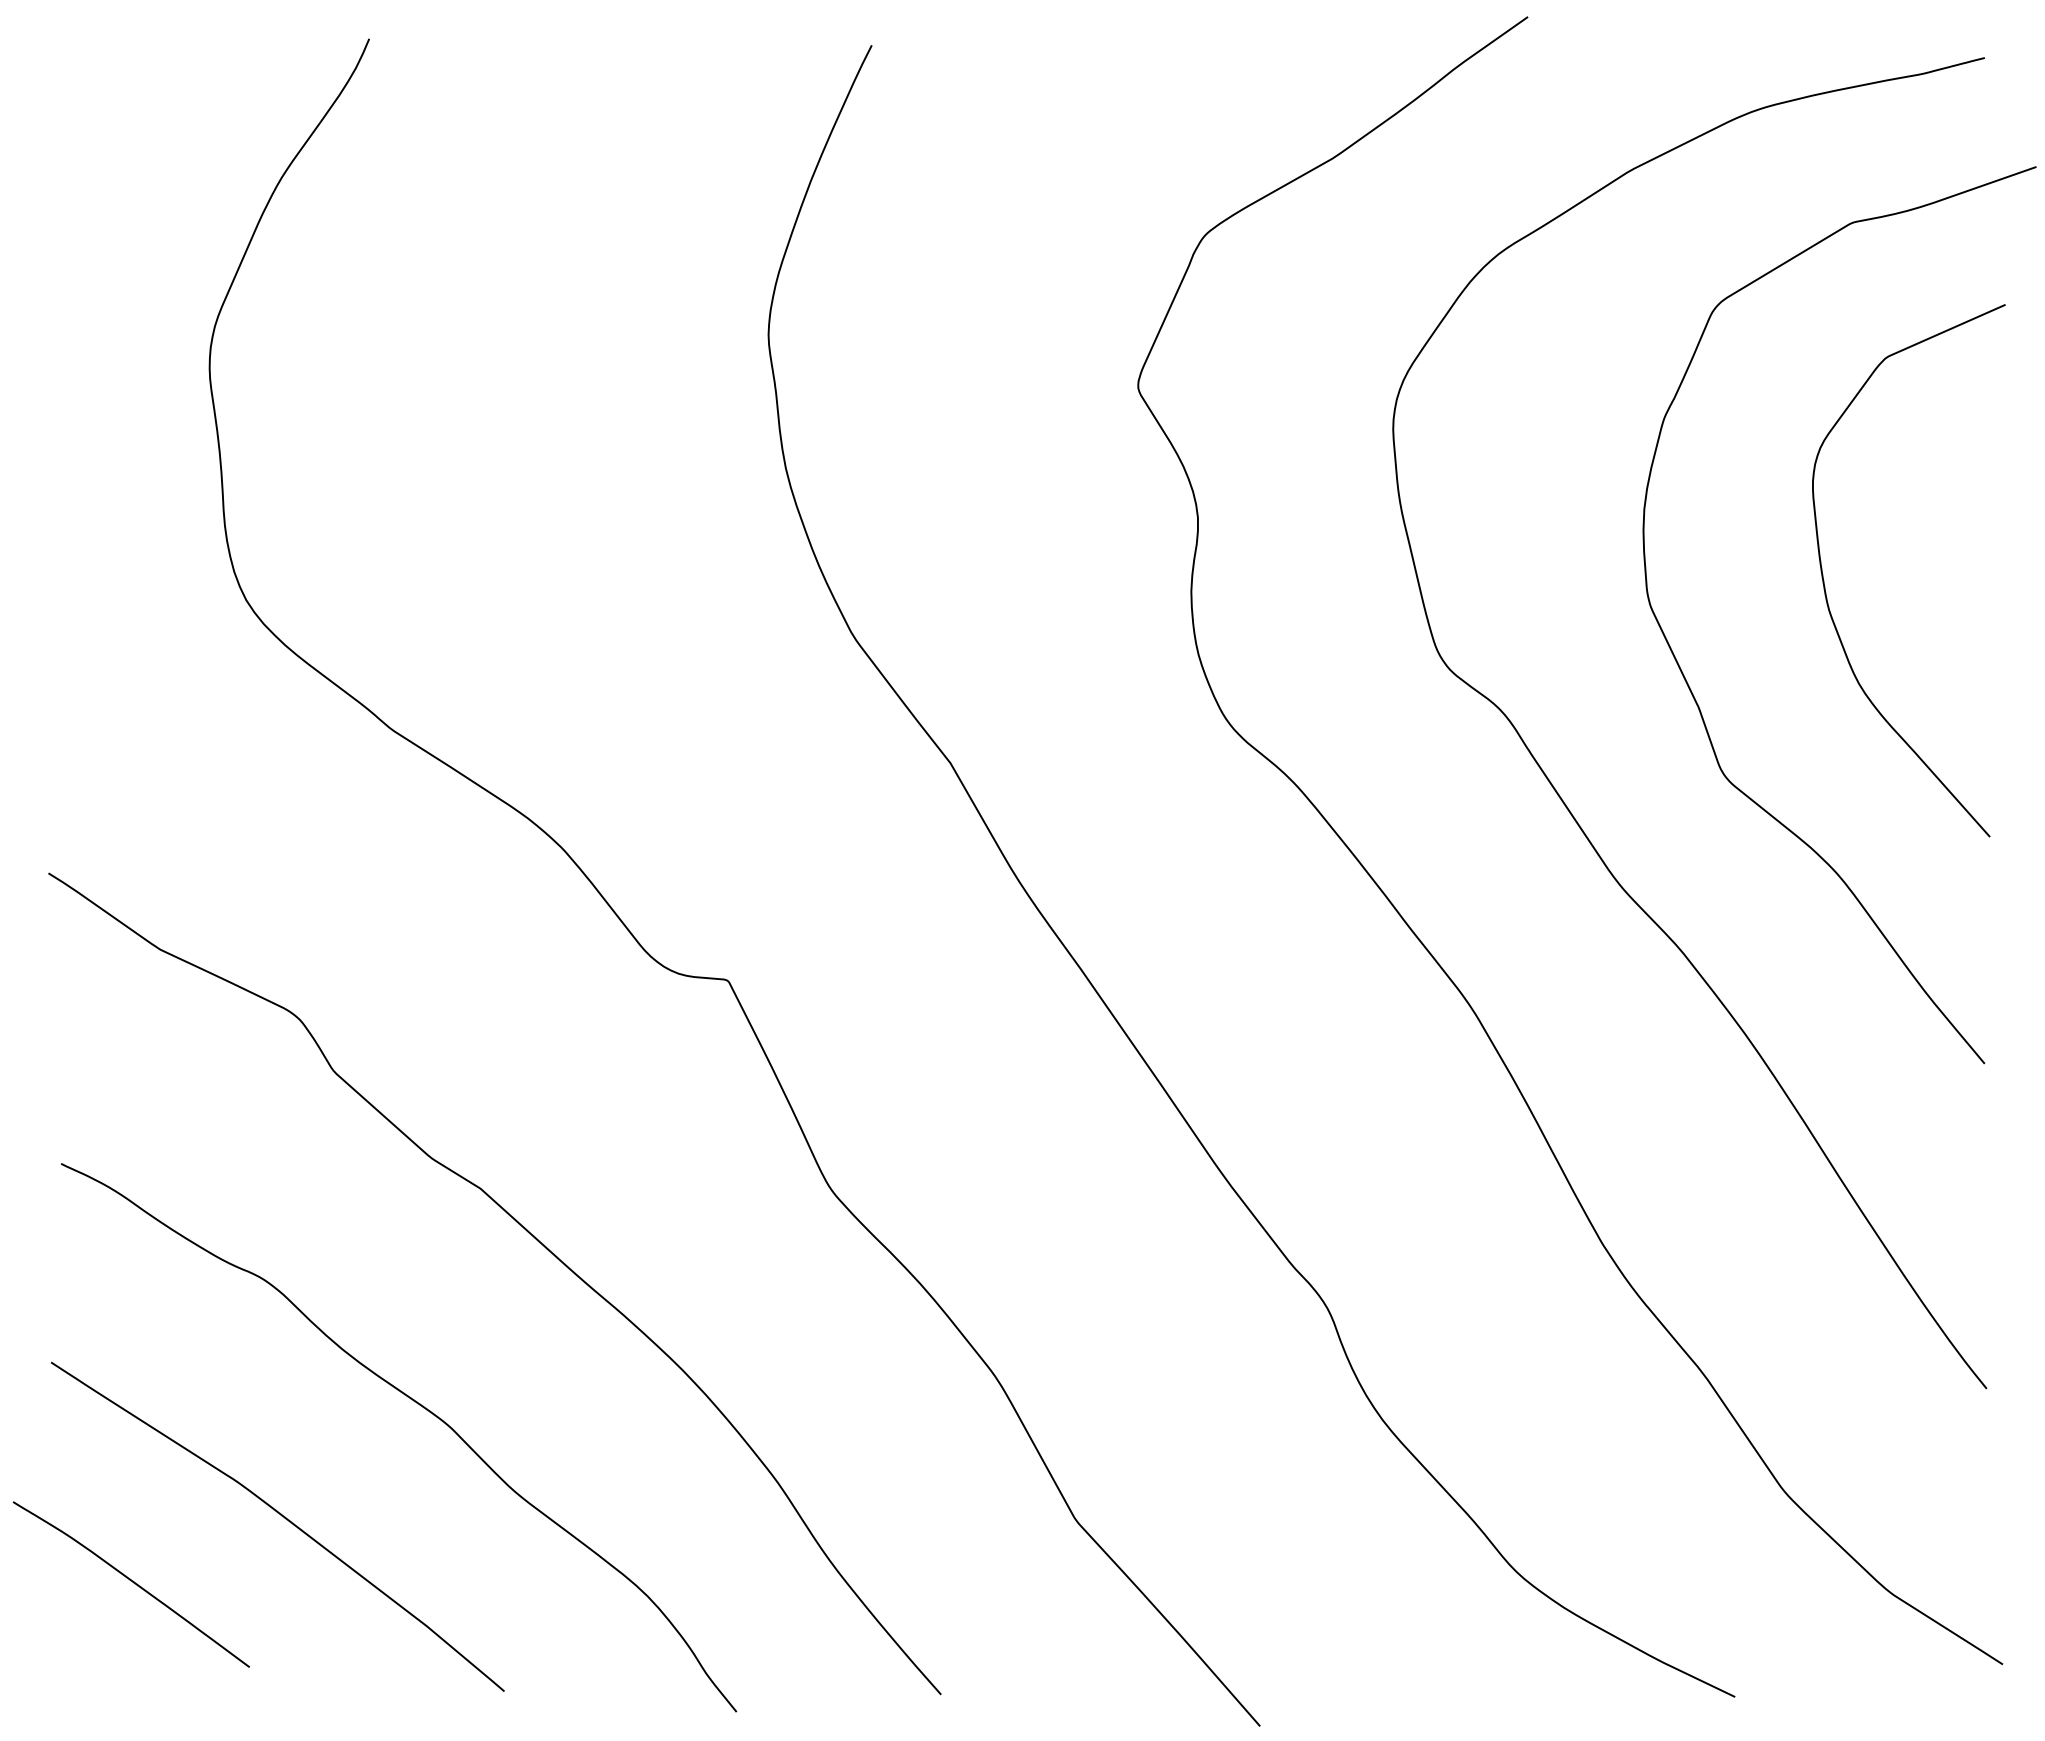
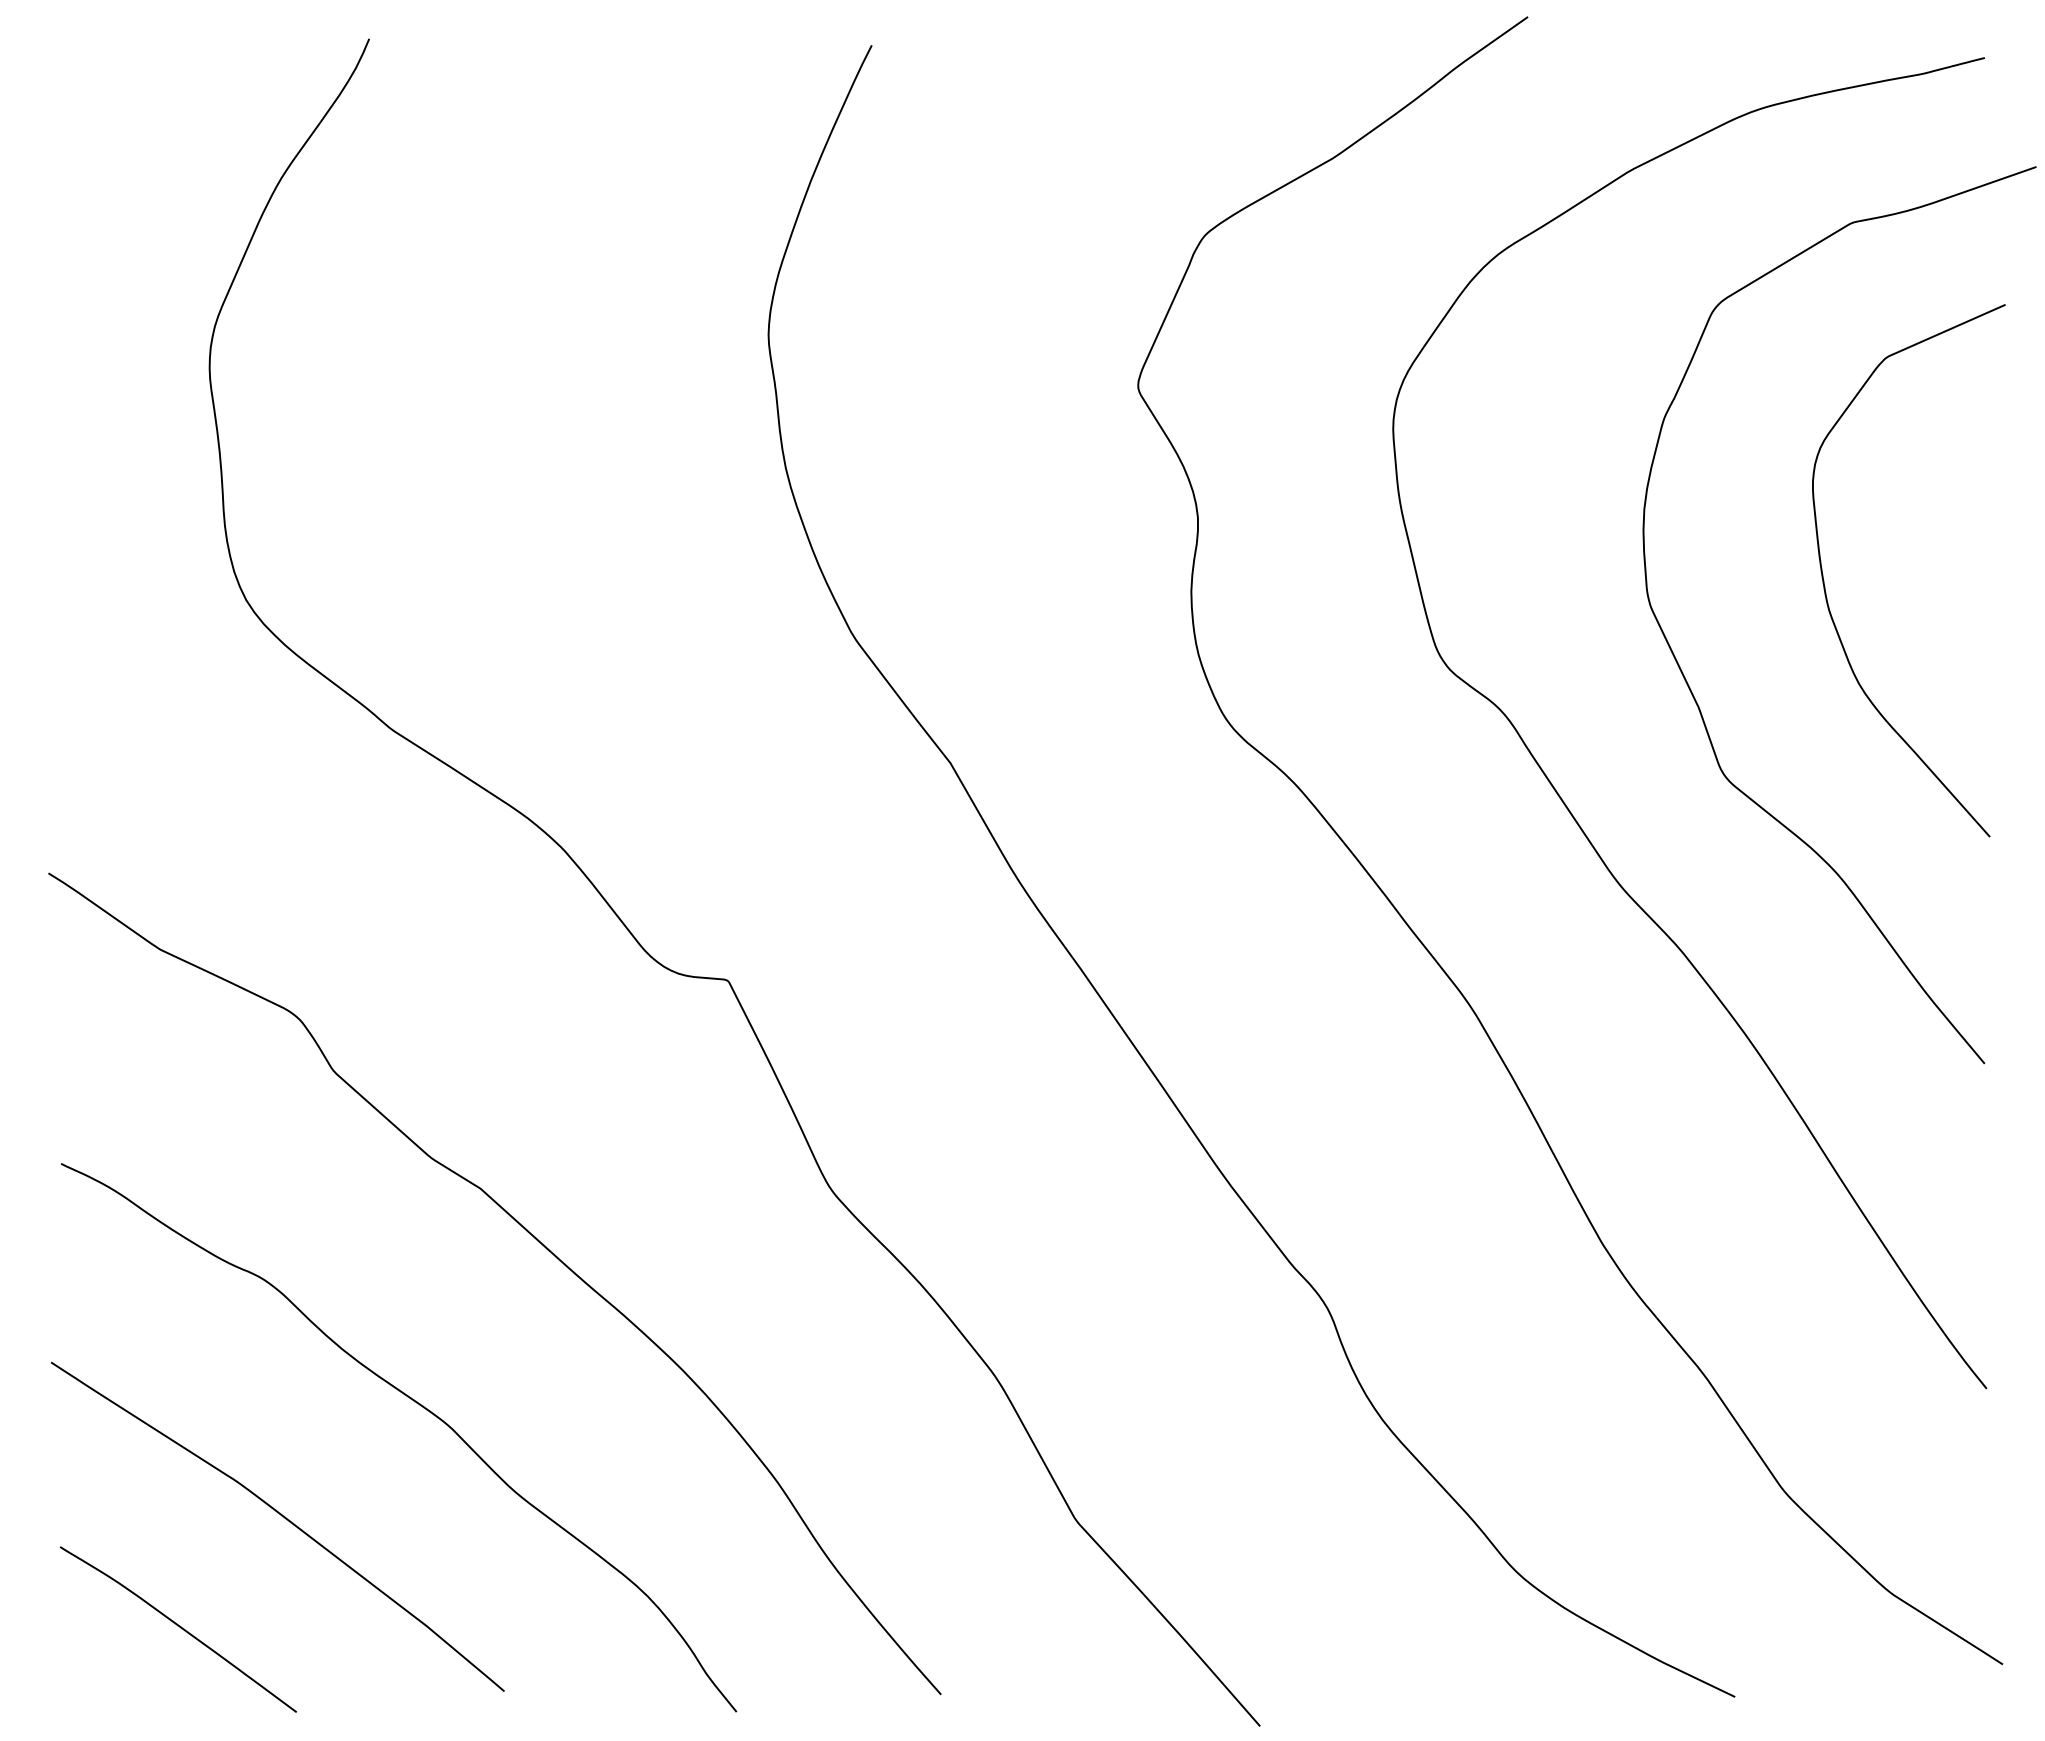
curve position: (132, 1582) -> (179, 1627) (179, 1627)
